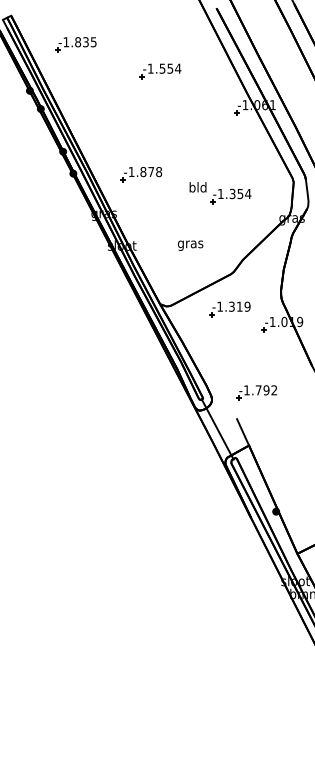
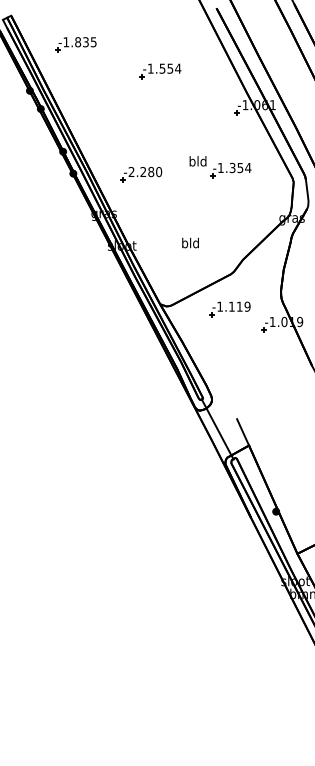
text: -1.878 -> -2.280 (145, 172)
part position: (220, 193) -> (220, 167) (220, 167)
text: gras -> bld (190, 243)
text: -1.319 -> -1.119 (231, 306)
part: present -> none (256, 392)
